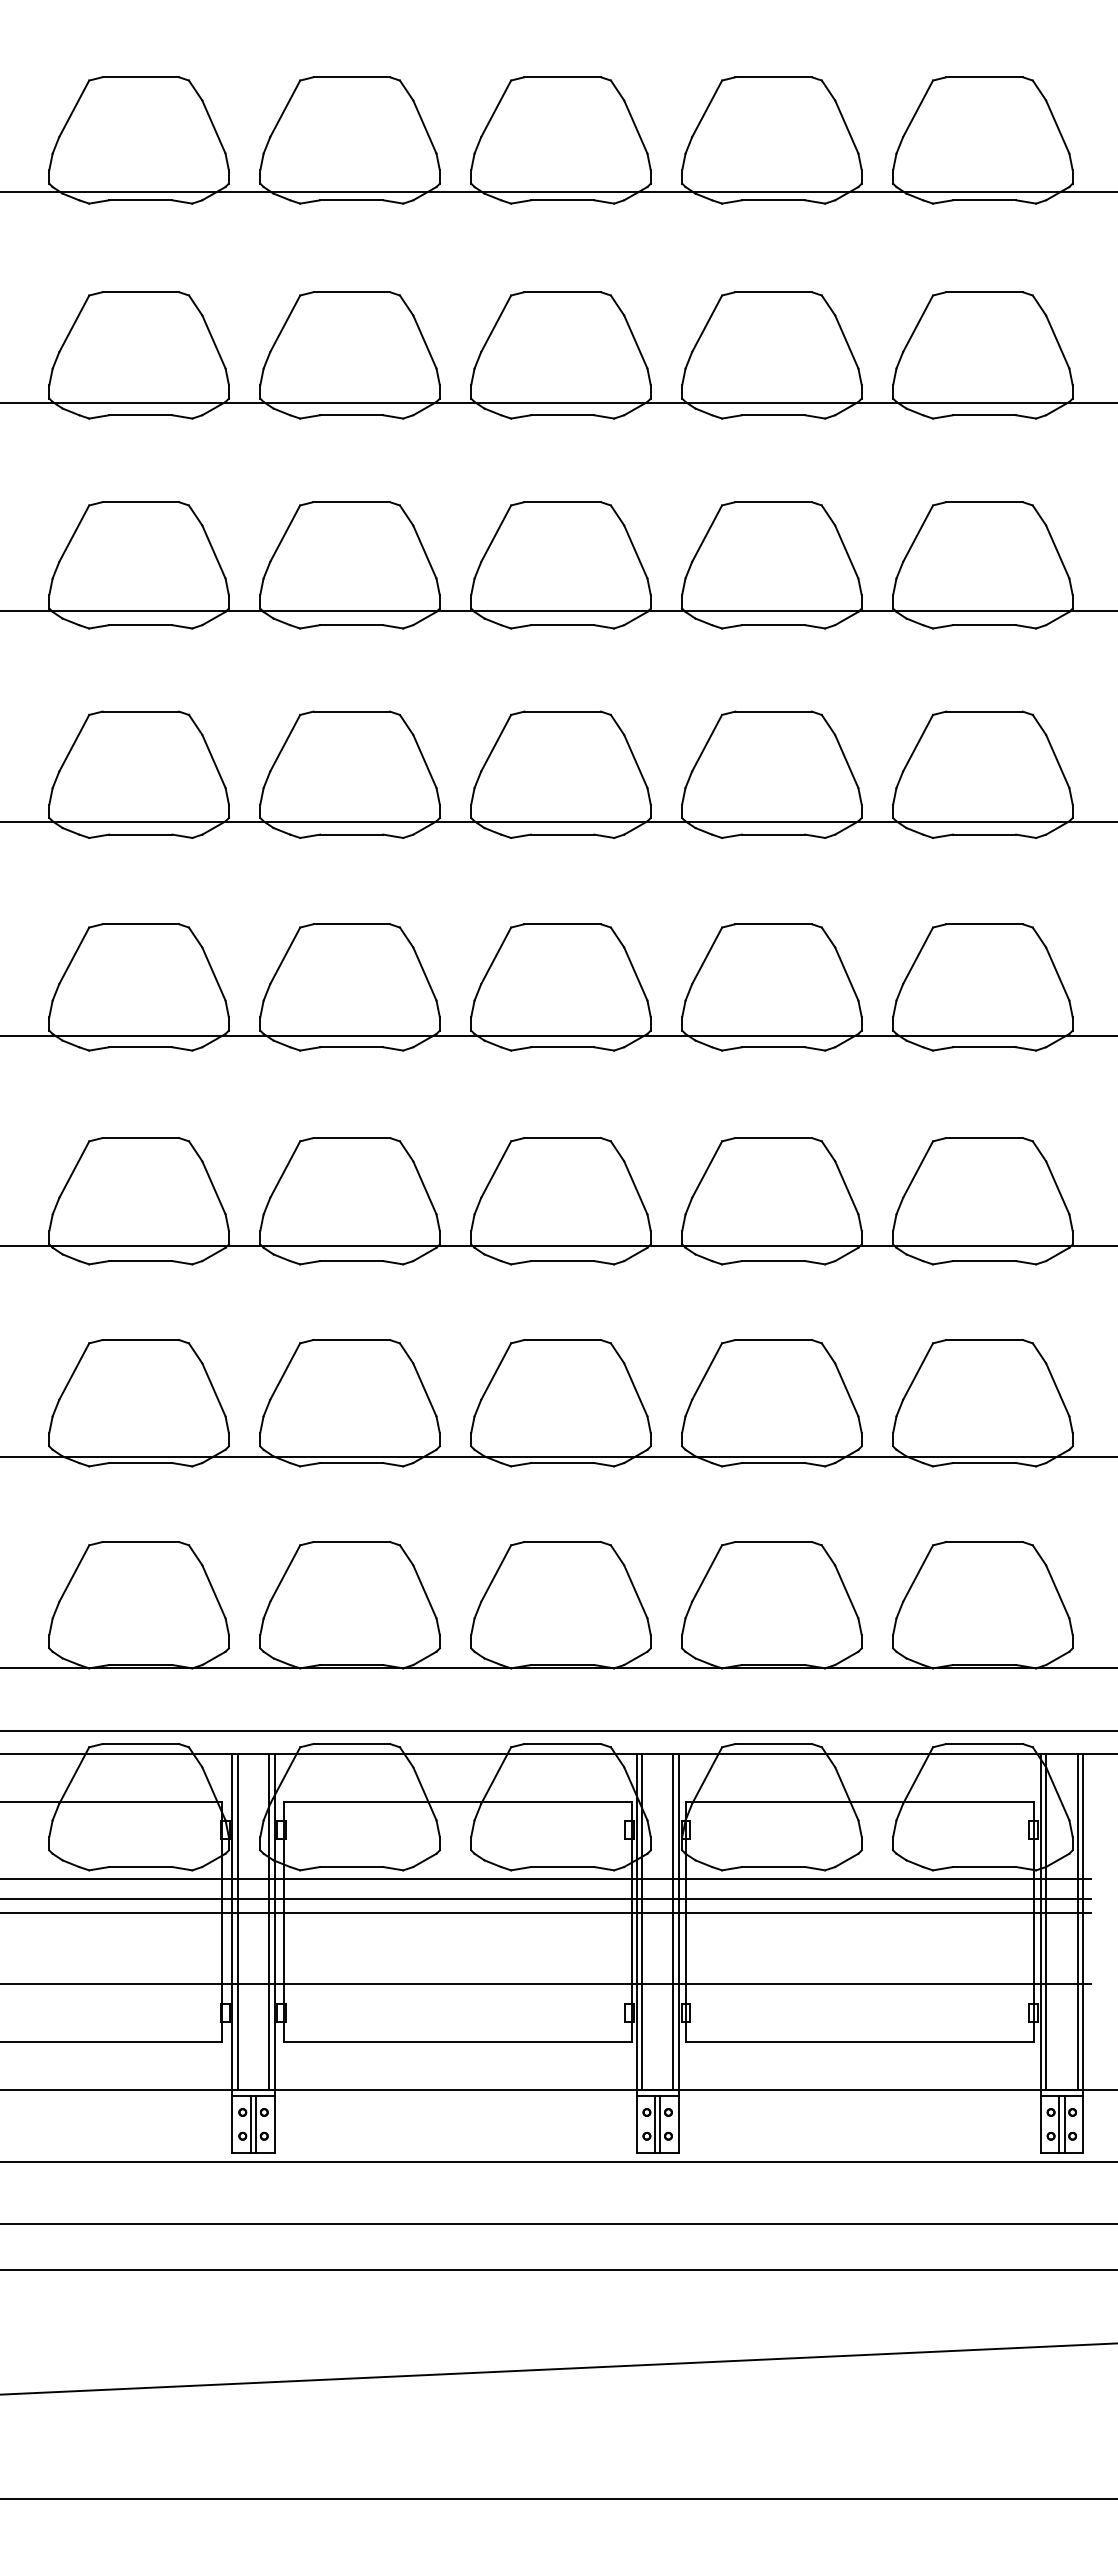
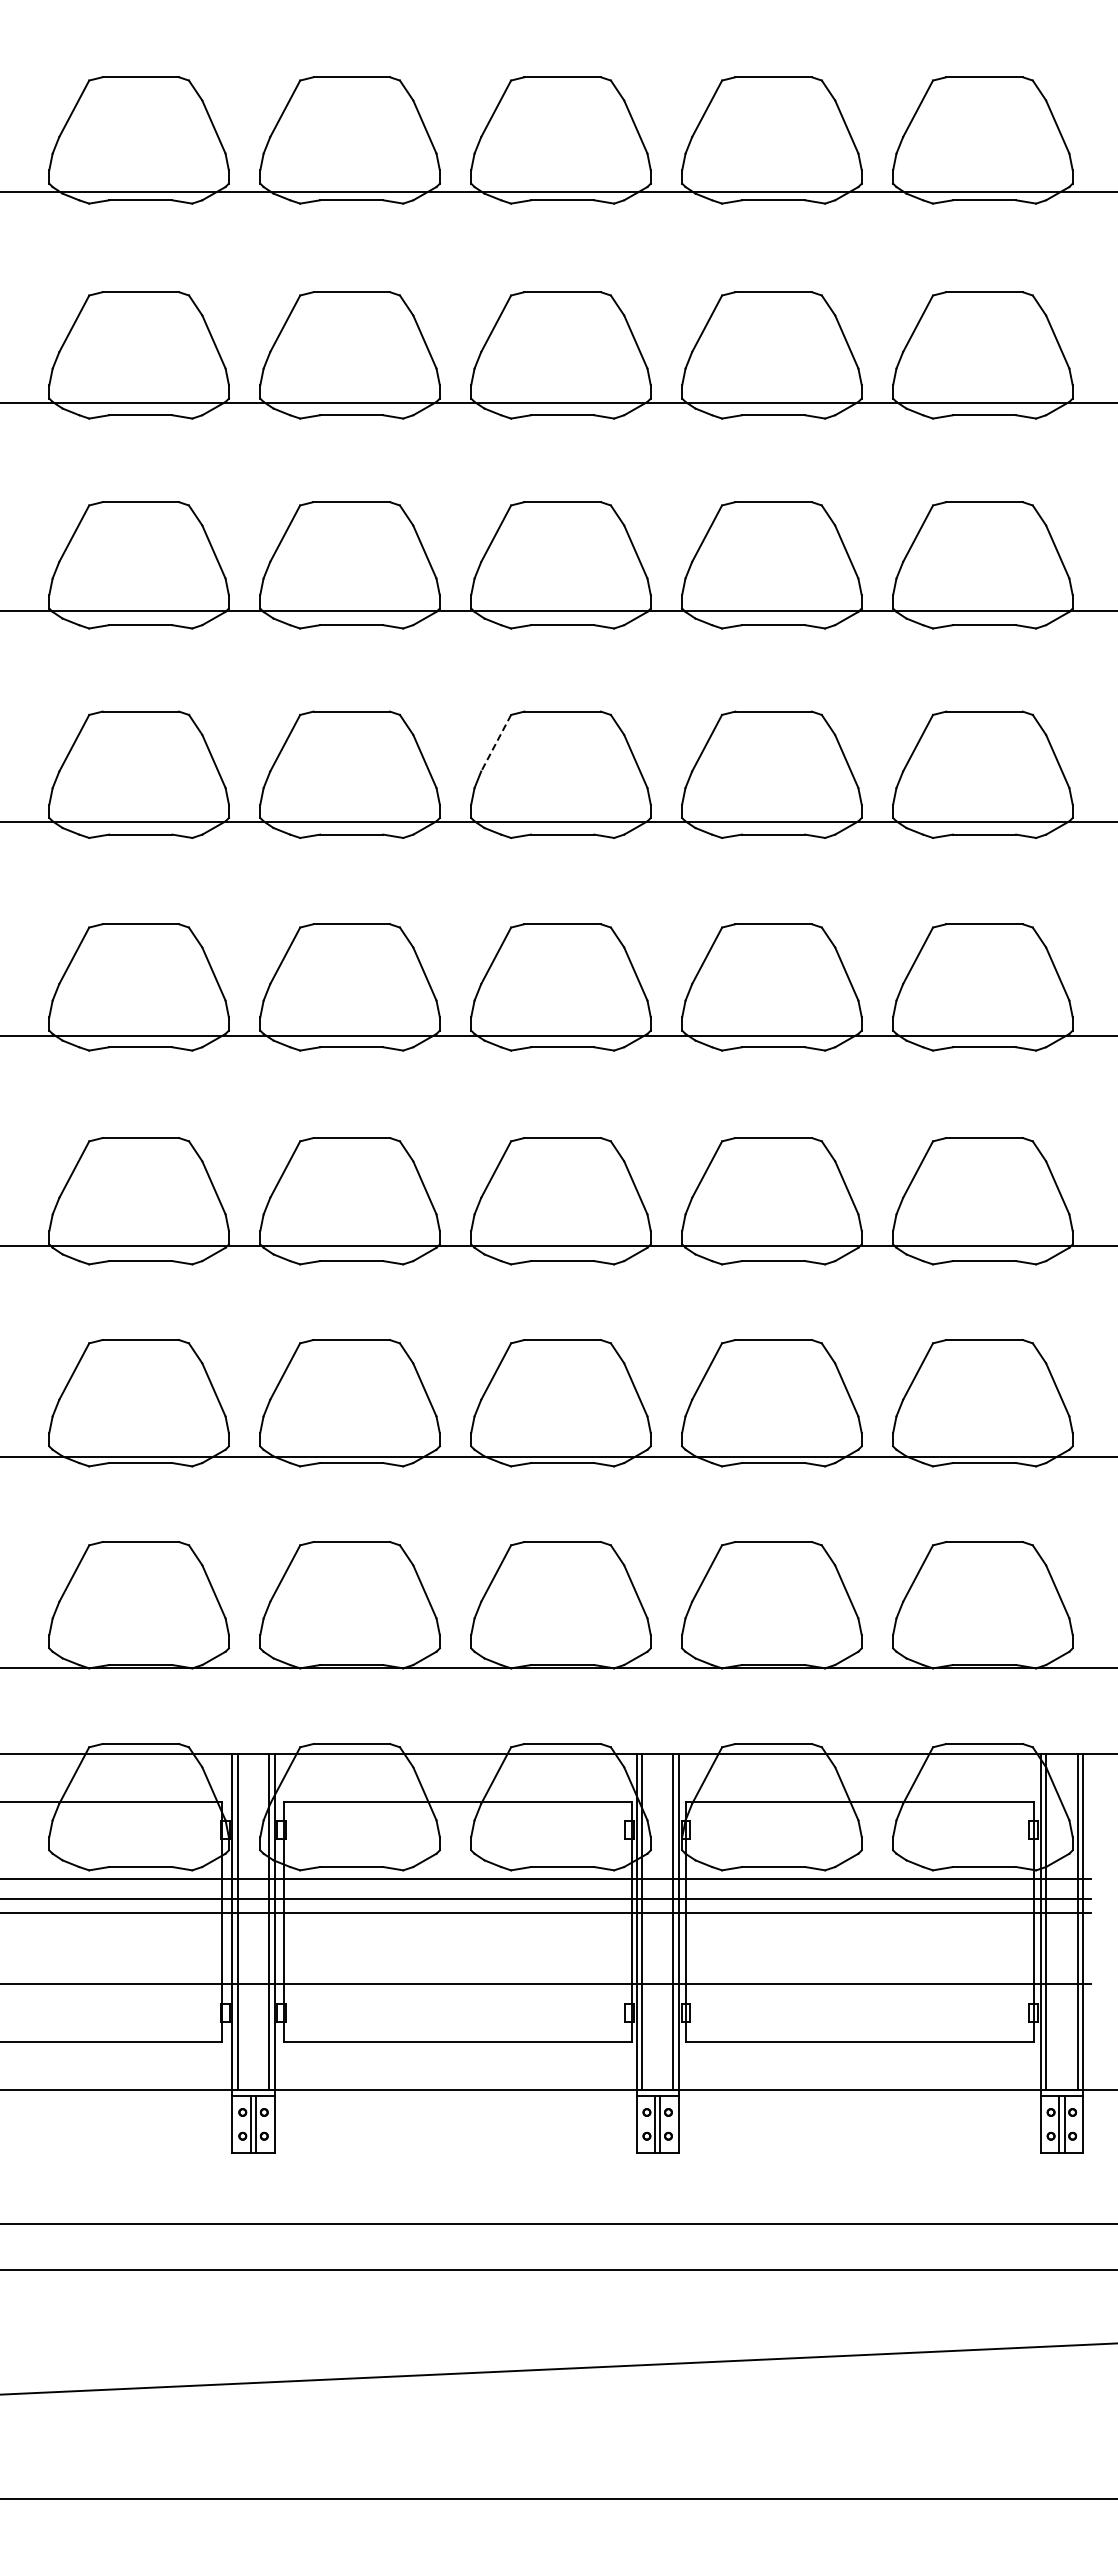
line: solid -> dashed (496, 743)
line: present -> none (558, 1731)
line: present -> none (558, 2162)
